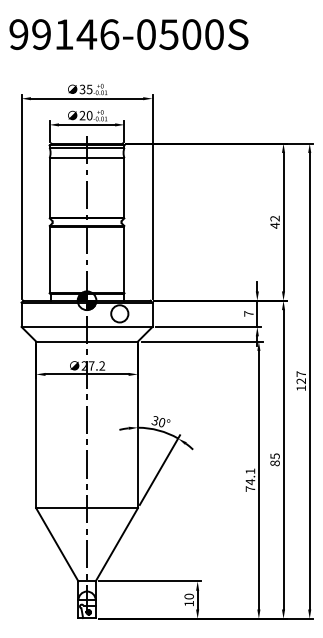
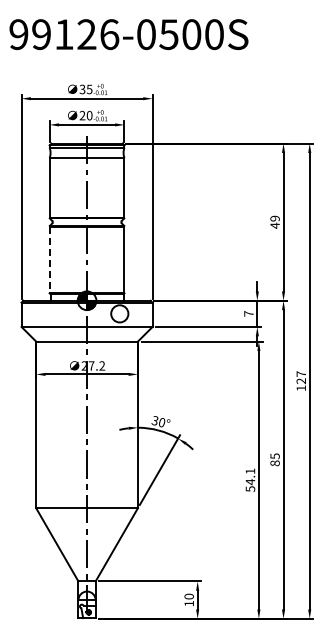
text: 99146-0500S -> 99126-0500S (86, 34)
text: 42 -> 49 (275, 218)
line: solid -> dashed (49, 260)
text: 74.1 -> 54.1 (250, 488)
